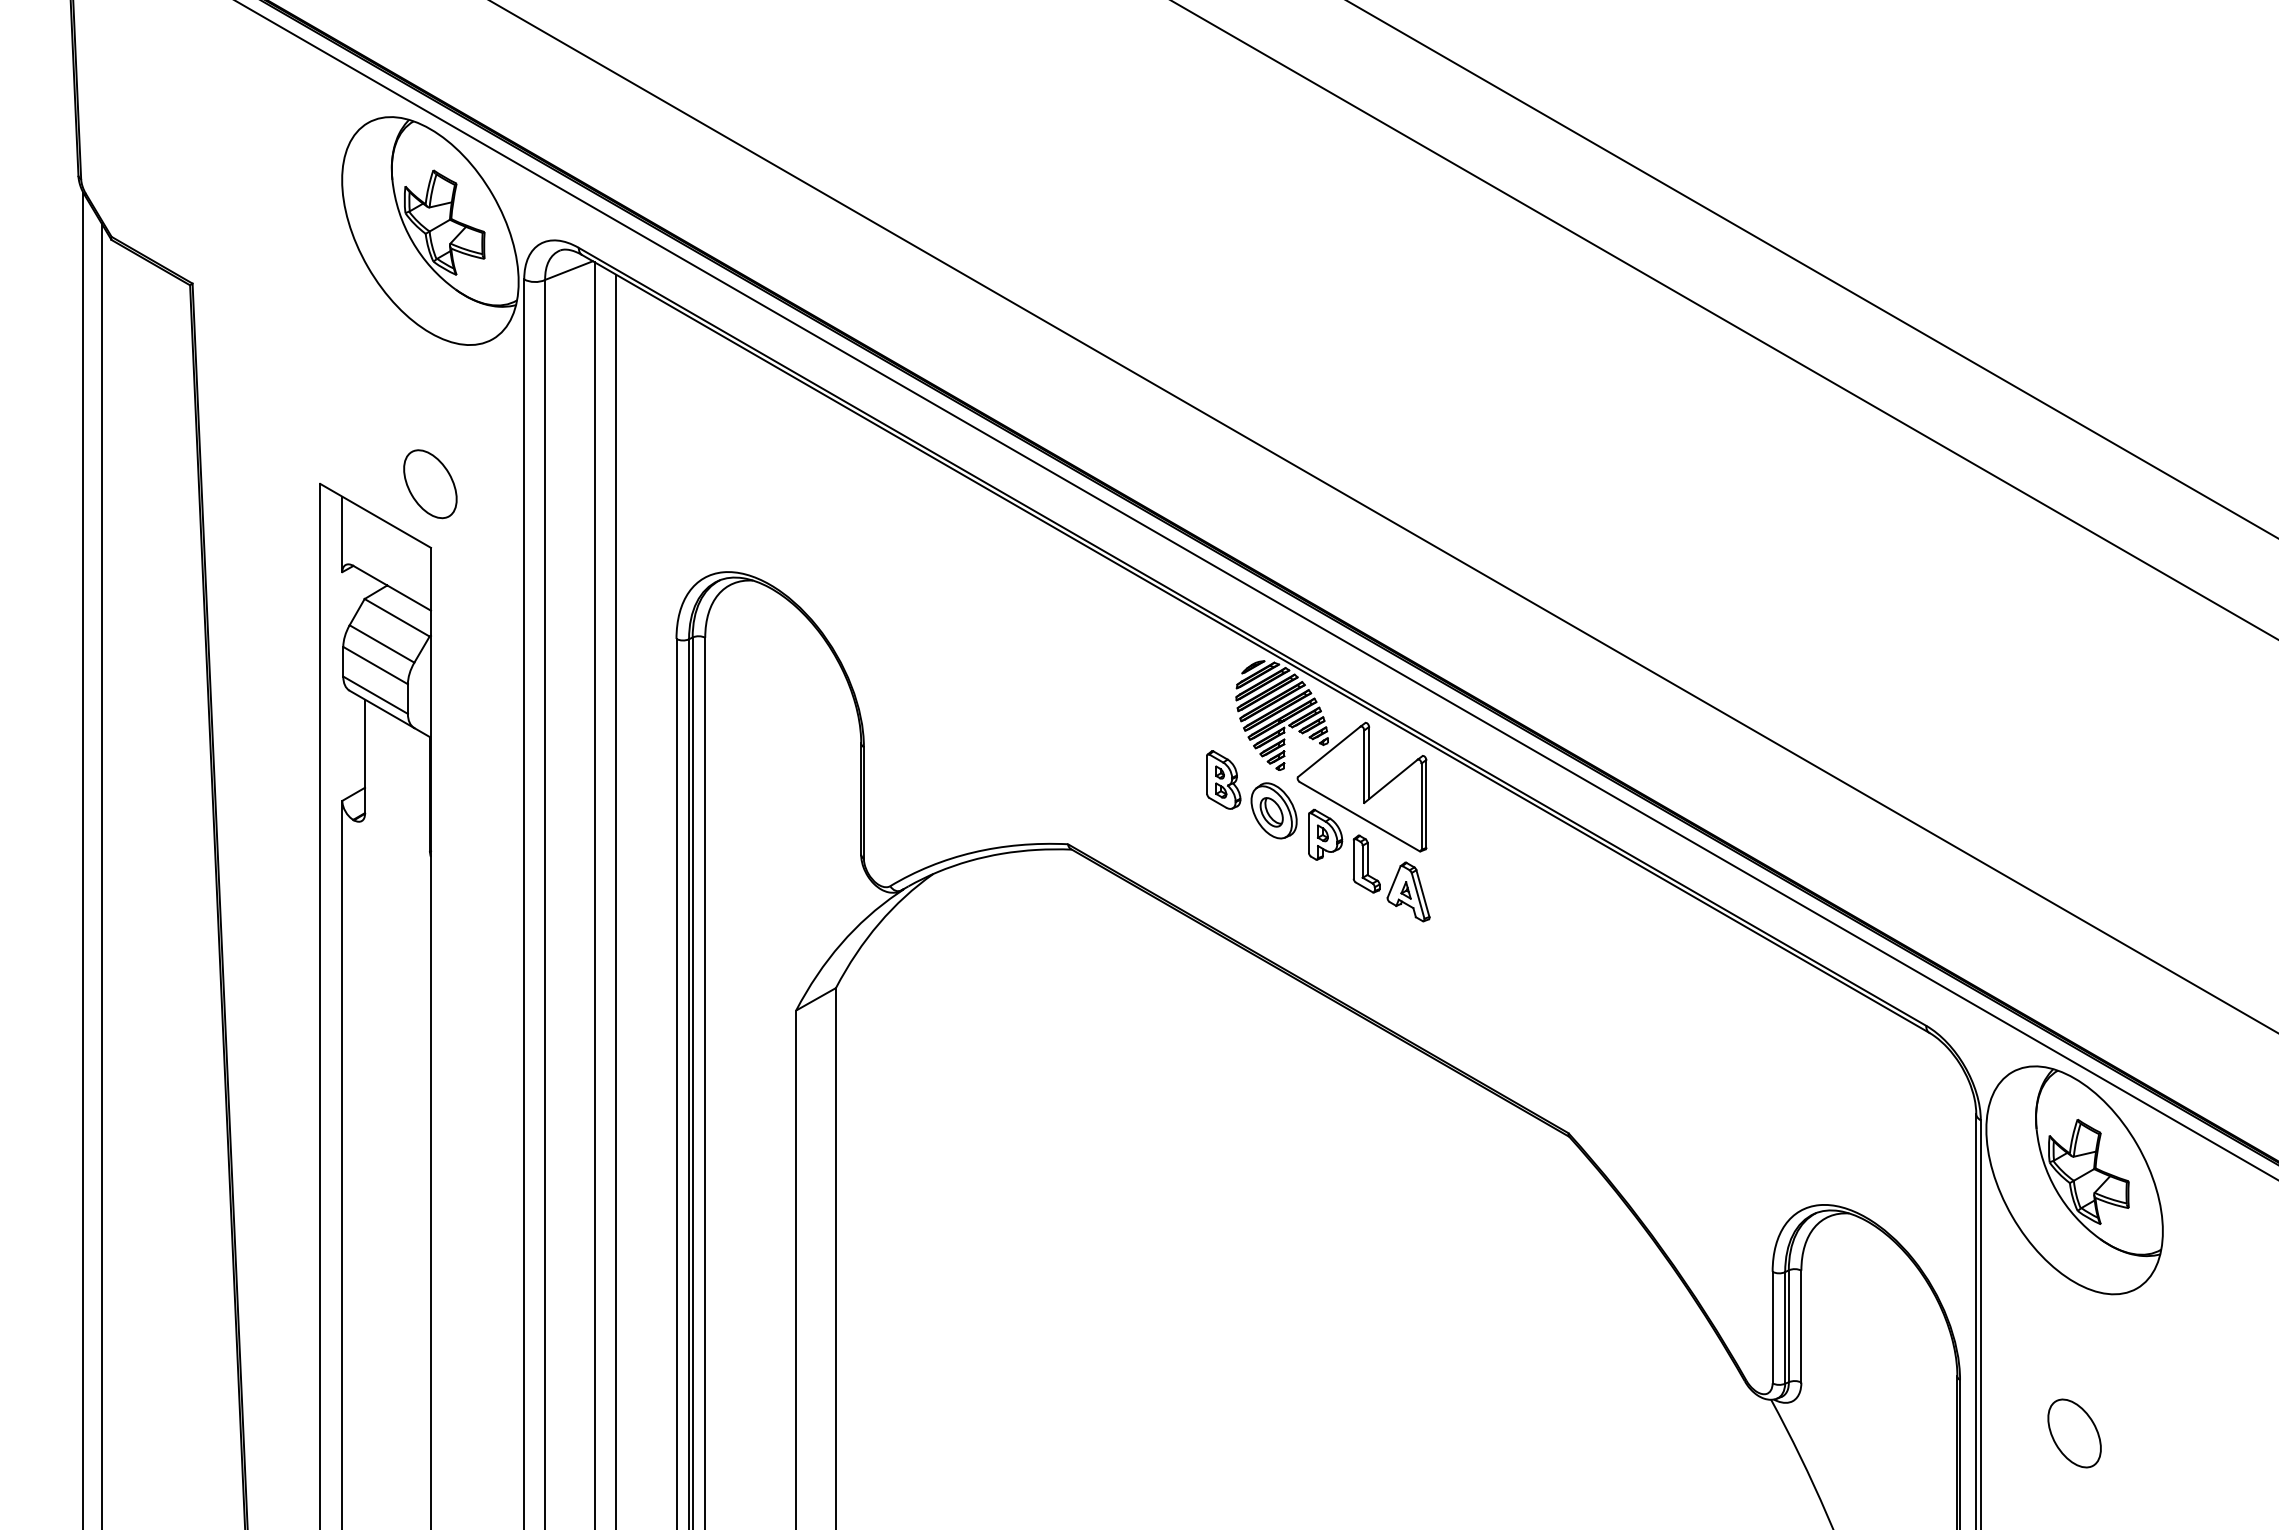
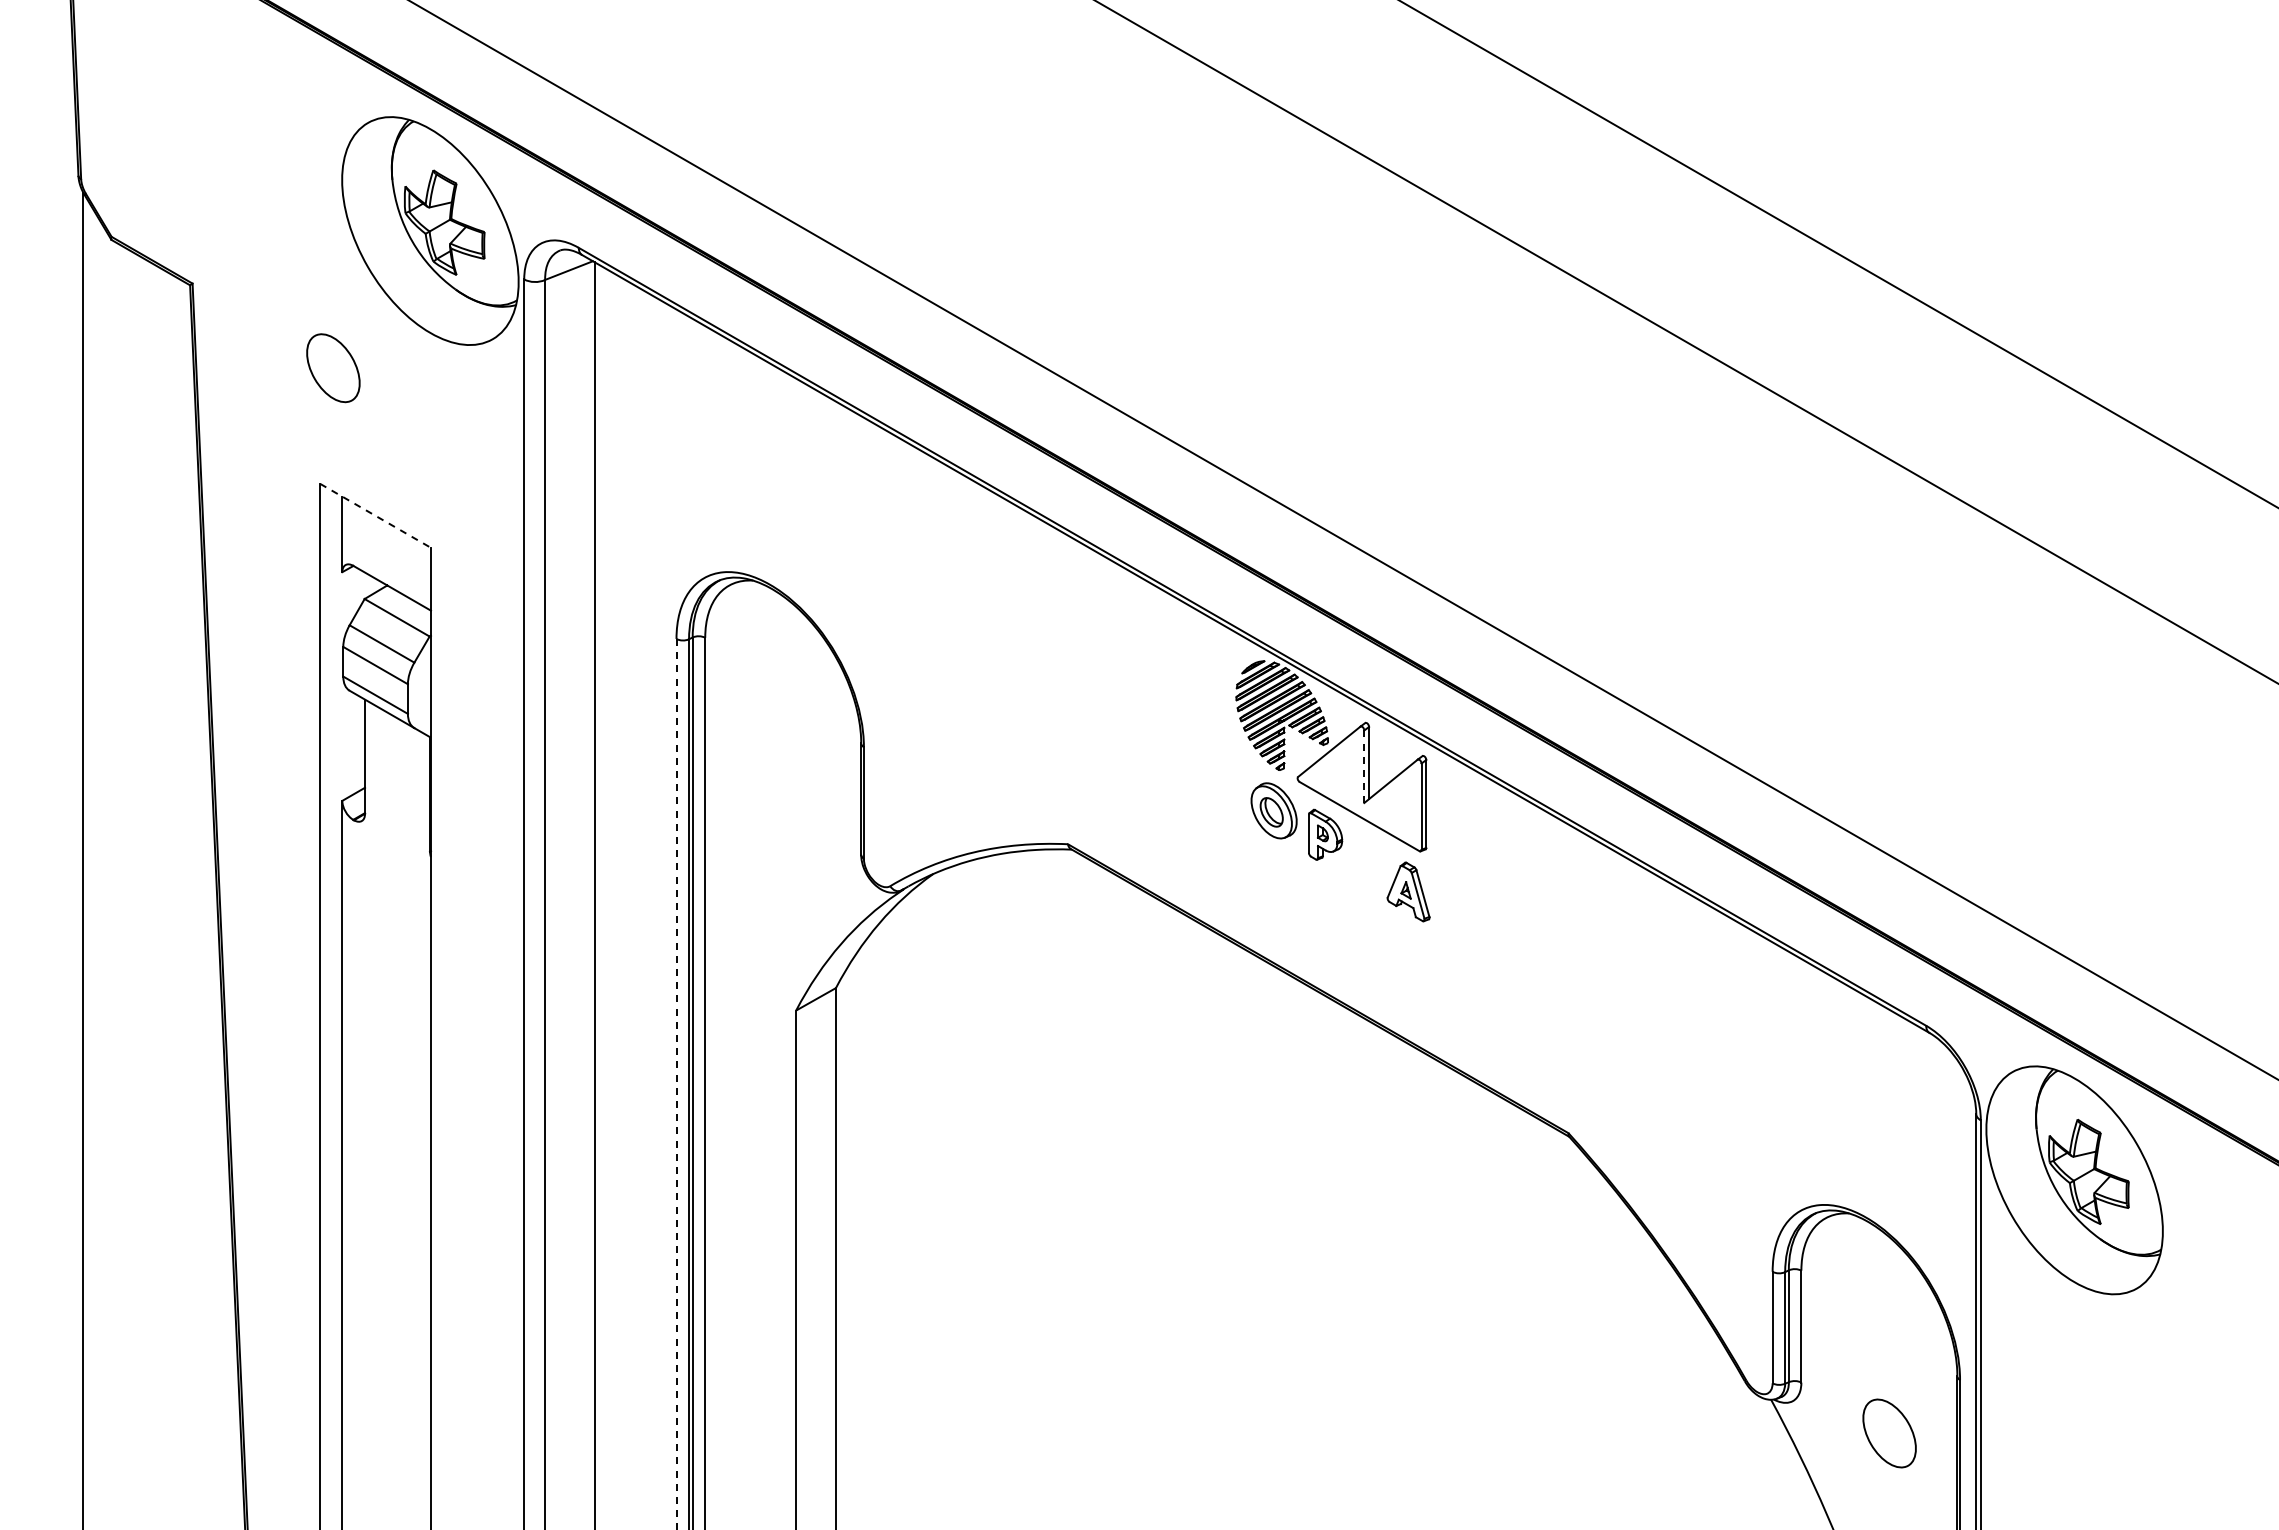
line position: (1812, 269) -> (1838, 254) (1838, 254)
line position: (1724, 320) -> (1686, 342) (1686, 342)
part position: (430, 484) -> (333, 368) (333, 368)
line: solid -> dashed (375, 515)
line position: (1383, 516) -> (1343, 540) (1343, 540)
line: present -> none (1256, 590)
line: solid -> dashed (1364, 767)
part: present -> none (1223, 779)
part: present -> none (1366, 863)
line: present -> none (101, 874)
line: present -> none (615, 900)
line: solid -> dashed (676, 1084)
part position: (2074, 1433) -> (1889, 1433) (1889, 1433)
